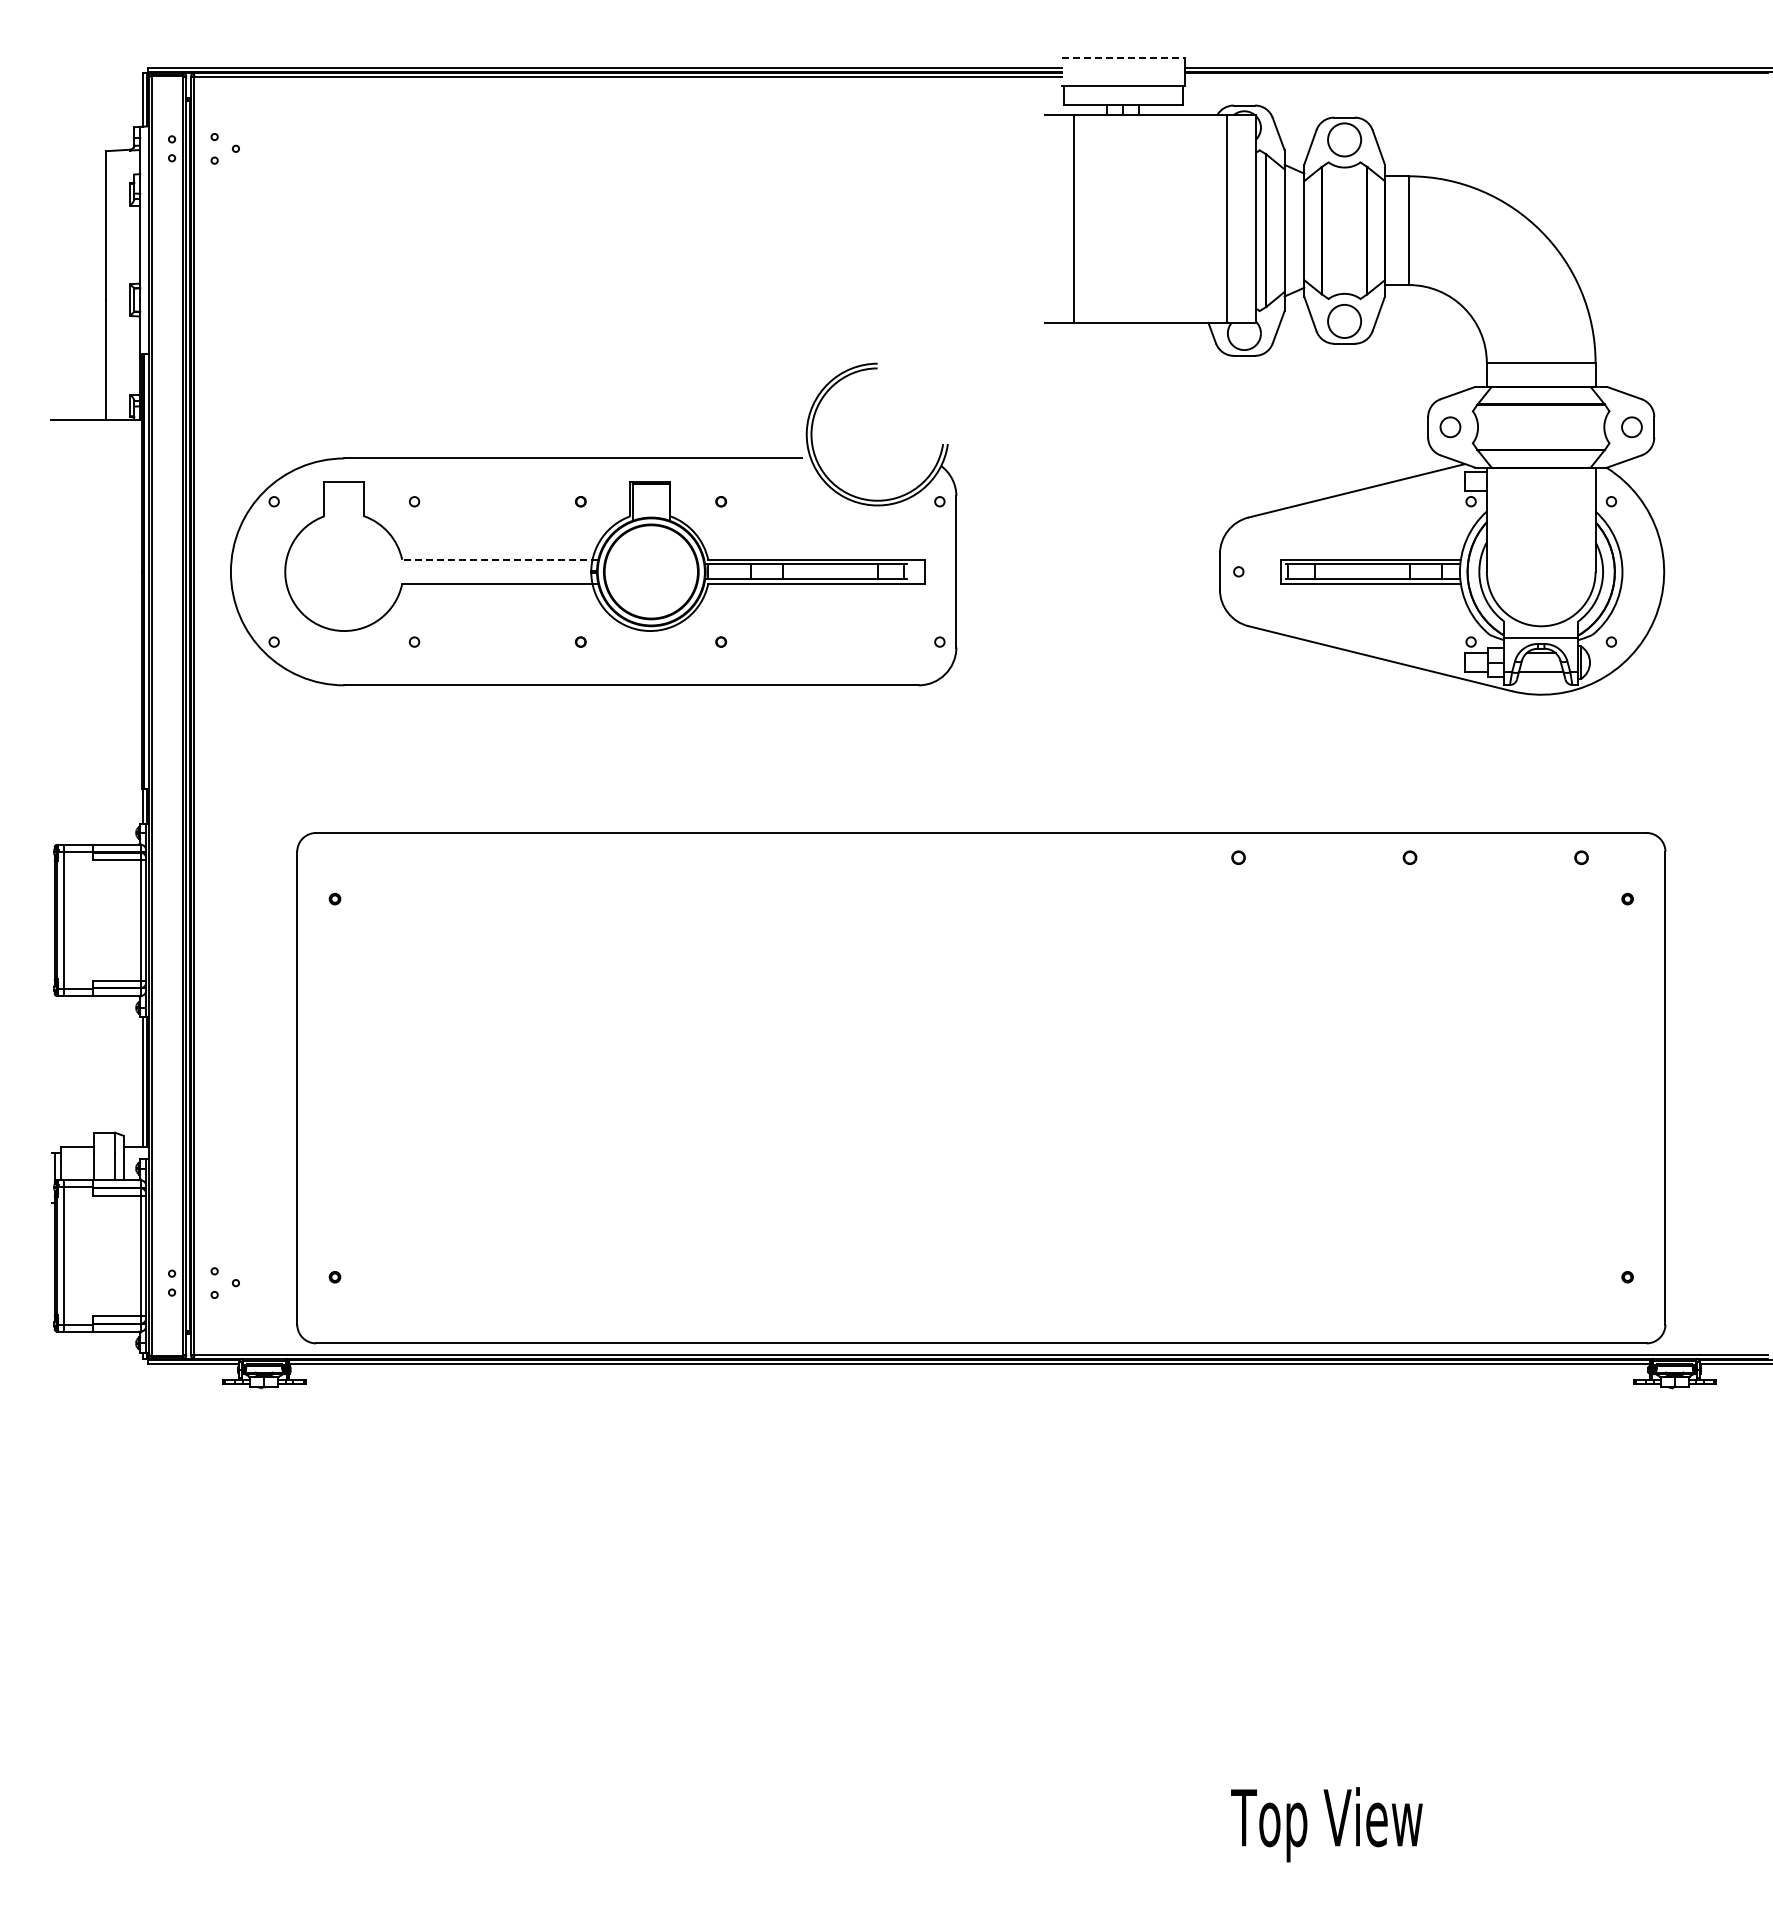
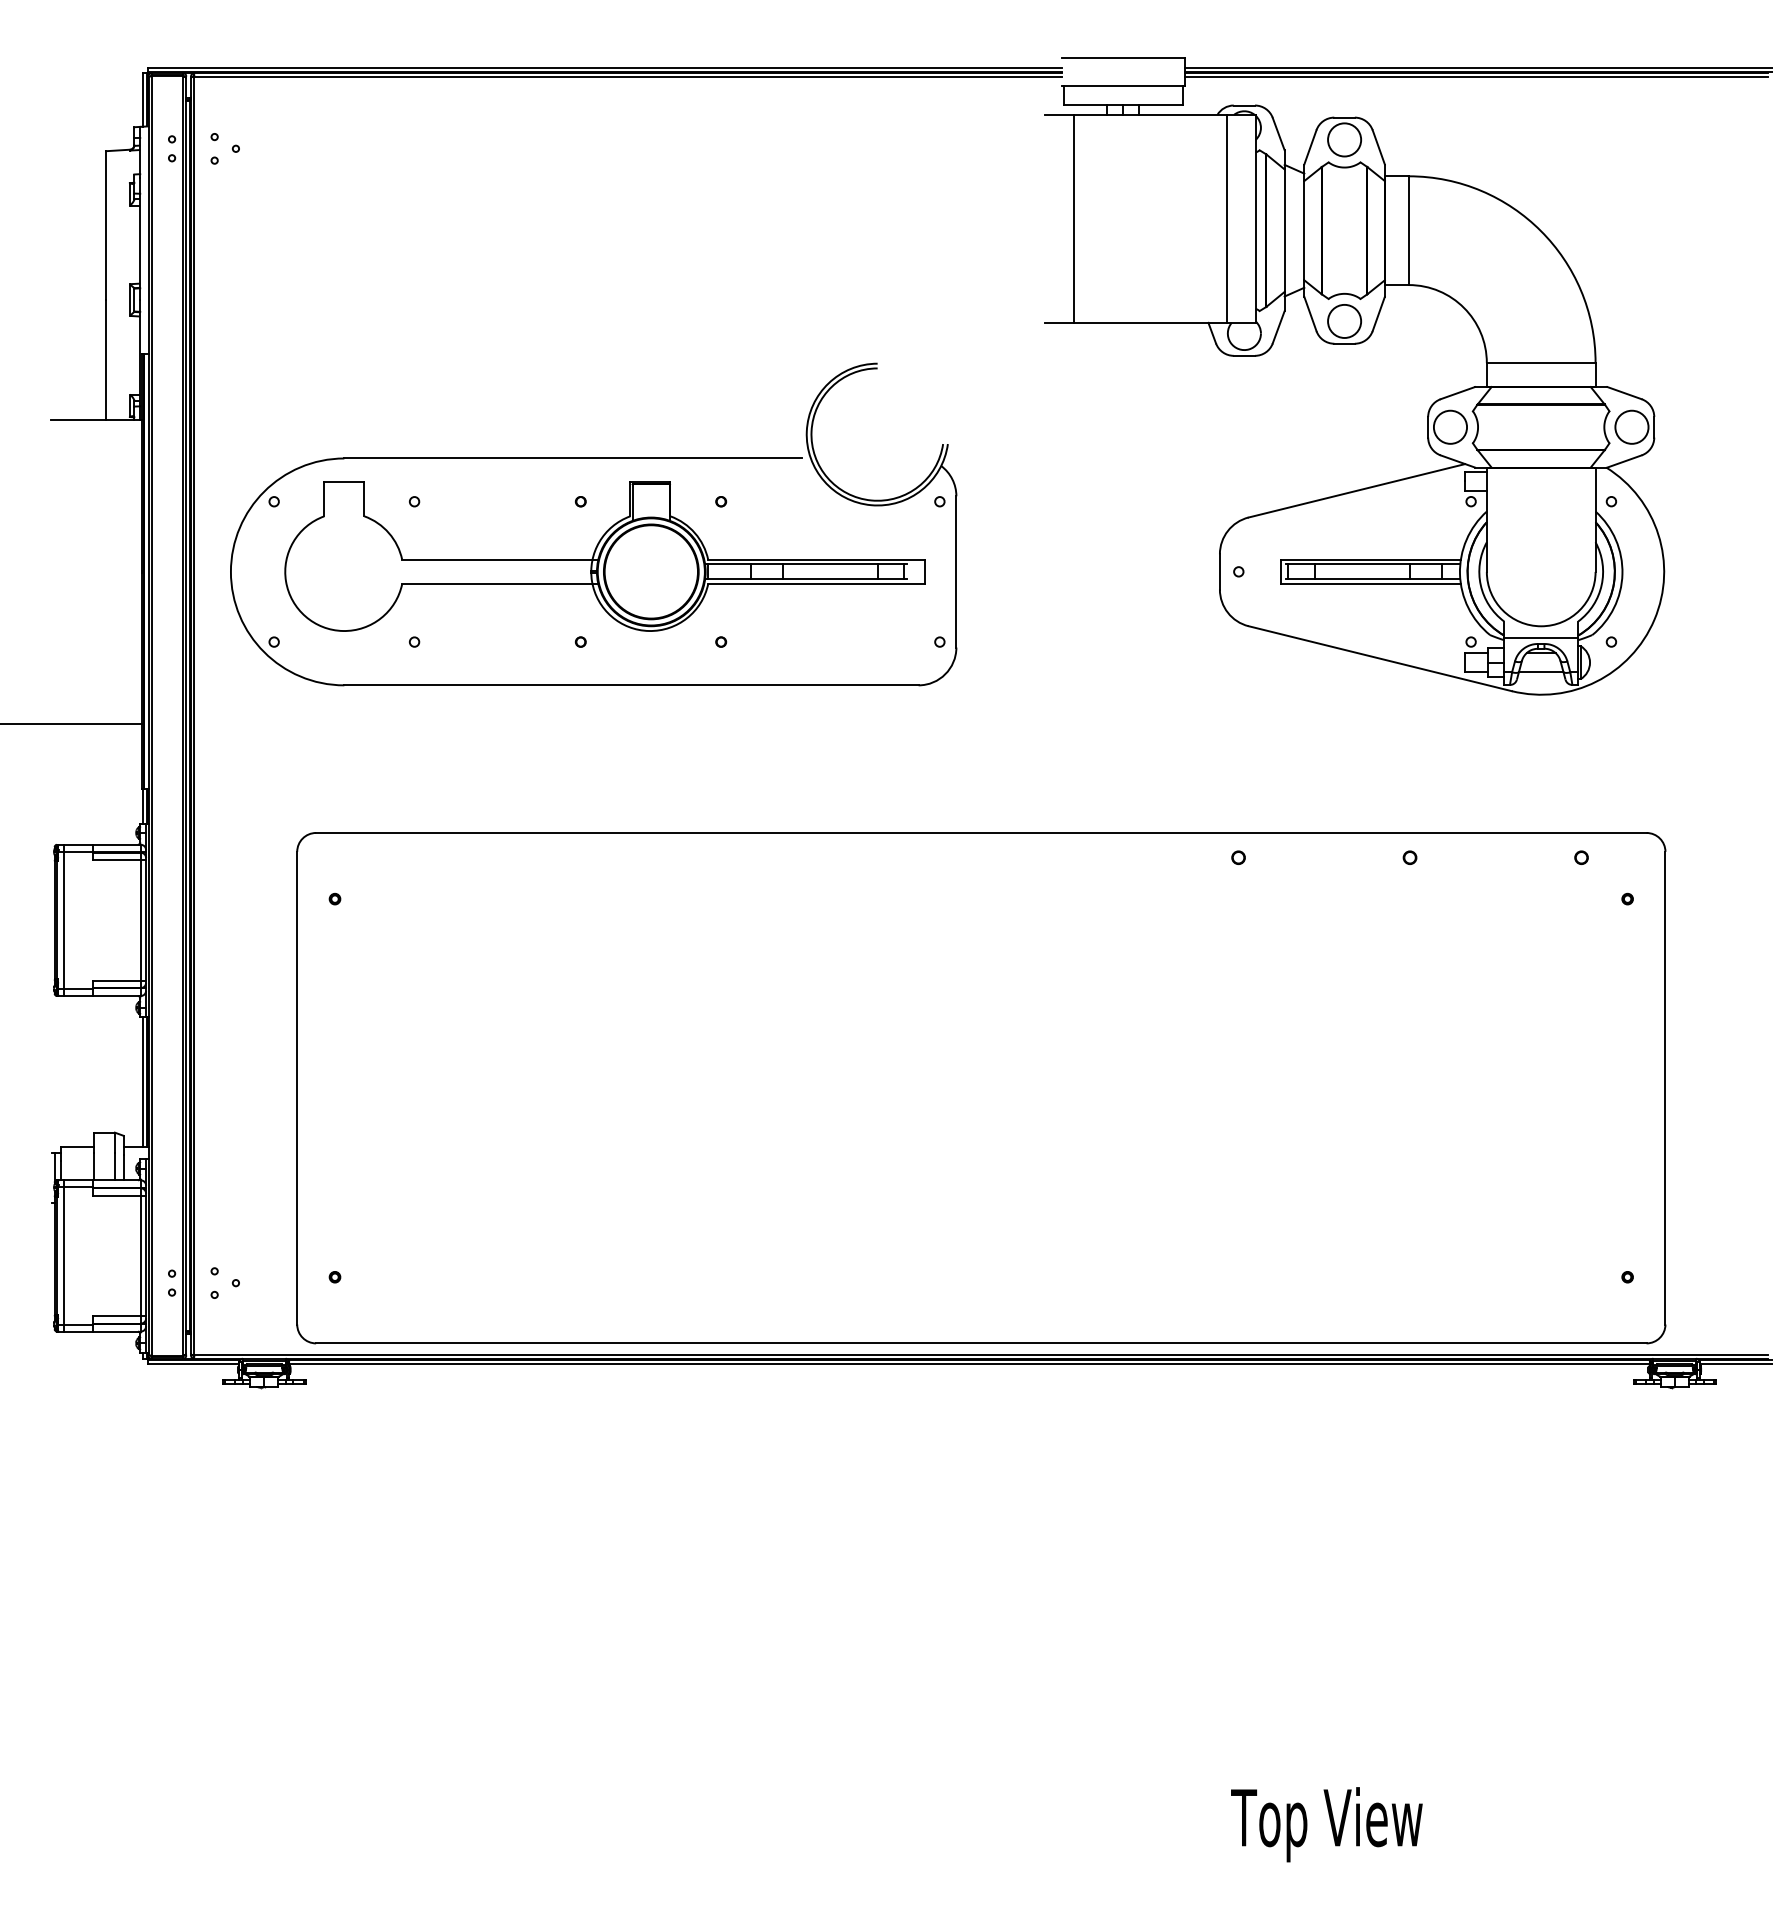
line: dashed -> solid (1123, 57)
line: none -> present (1476, 76)
circle diameter: 20 px -> 33 px (1450, 426)
circle diameter: 20 px -> 33 px (1631, 426)
line: dashed -> solid (499, 559)
line: none -> present (71, 723)
